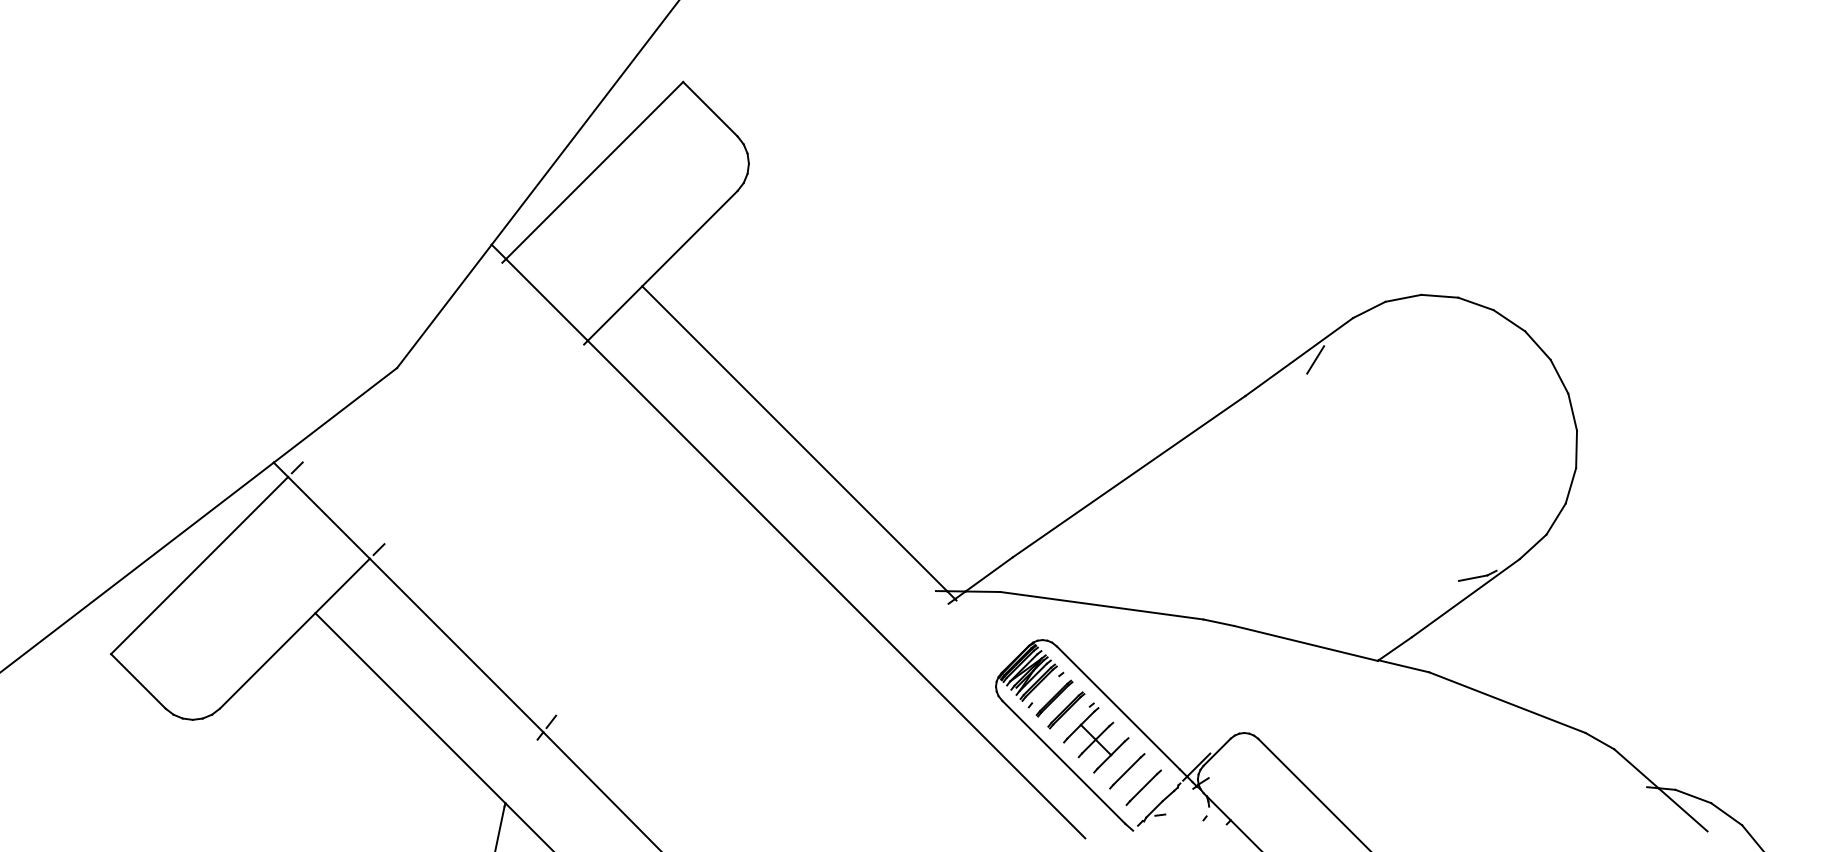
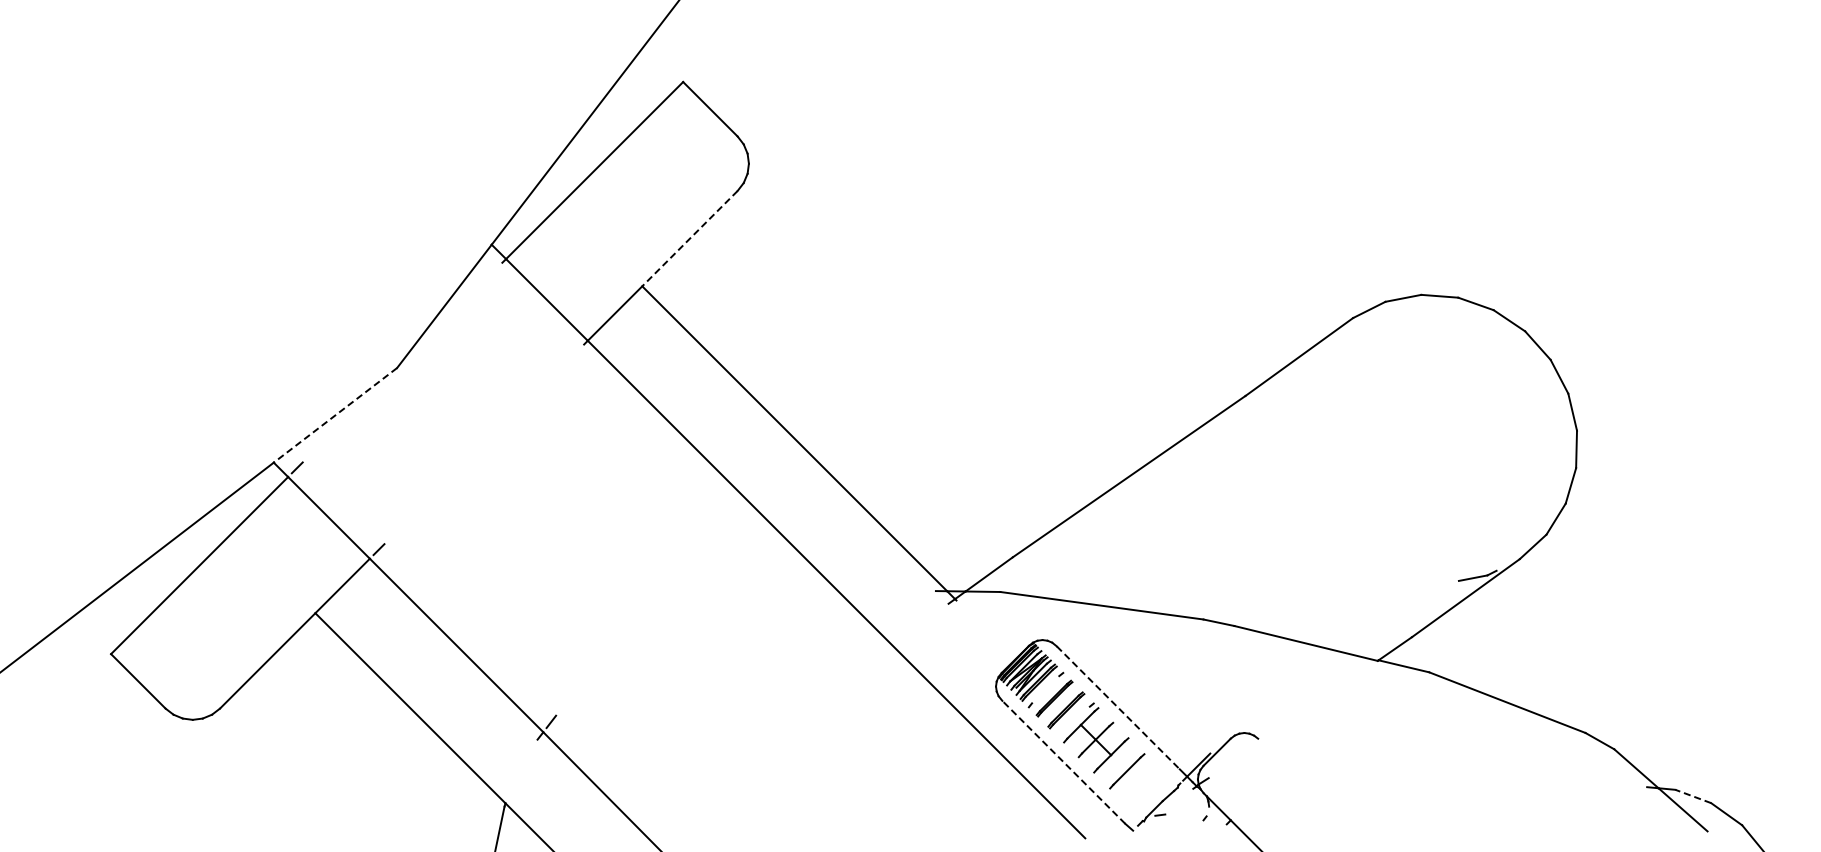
line: solid -> dashed (689, 239)
line: present -> none (1315, 359)
line: solid -> dashed (335, 415)
line: solid -> dashed (1118, 707)
line: solid -> dashed (1063, 762)
line: present -> none (1143, 787)
line: present -> none (1312, 793)
line: solid -> dashed (1692, 796)
